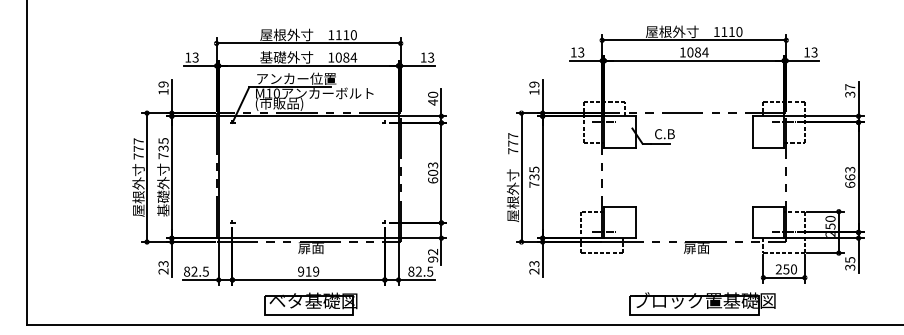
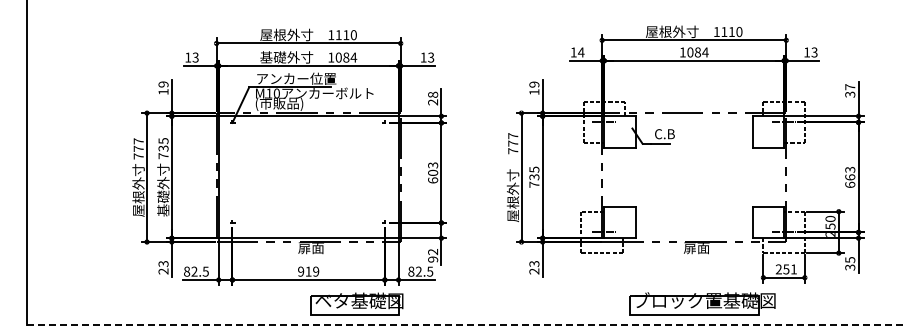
text: 13 -> 14 (580, 52)
text: 40 -> 28 (433, 98)
text: 250 -> 251 (794, 269)
part position: (310, 303) -> (356, 303) (356, 303)
line: solid -> dashed (465, 324)
